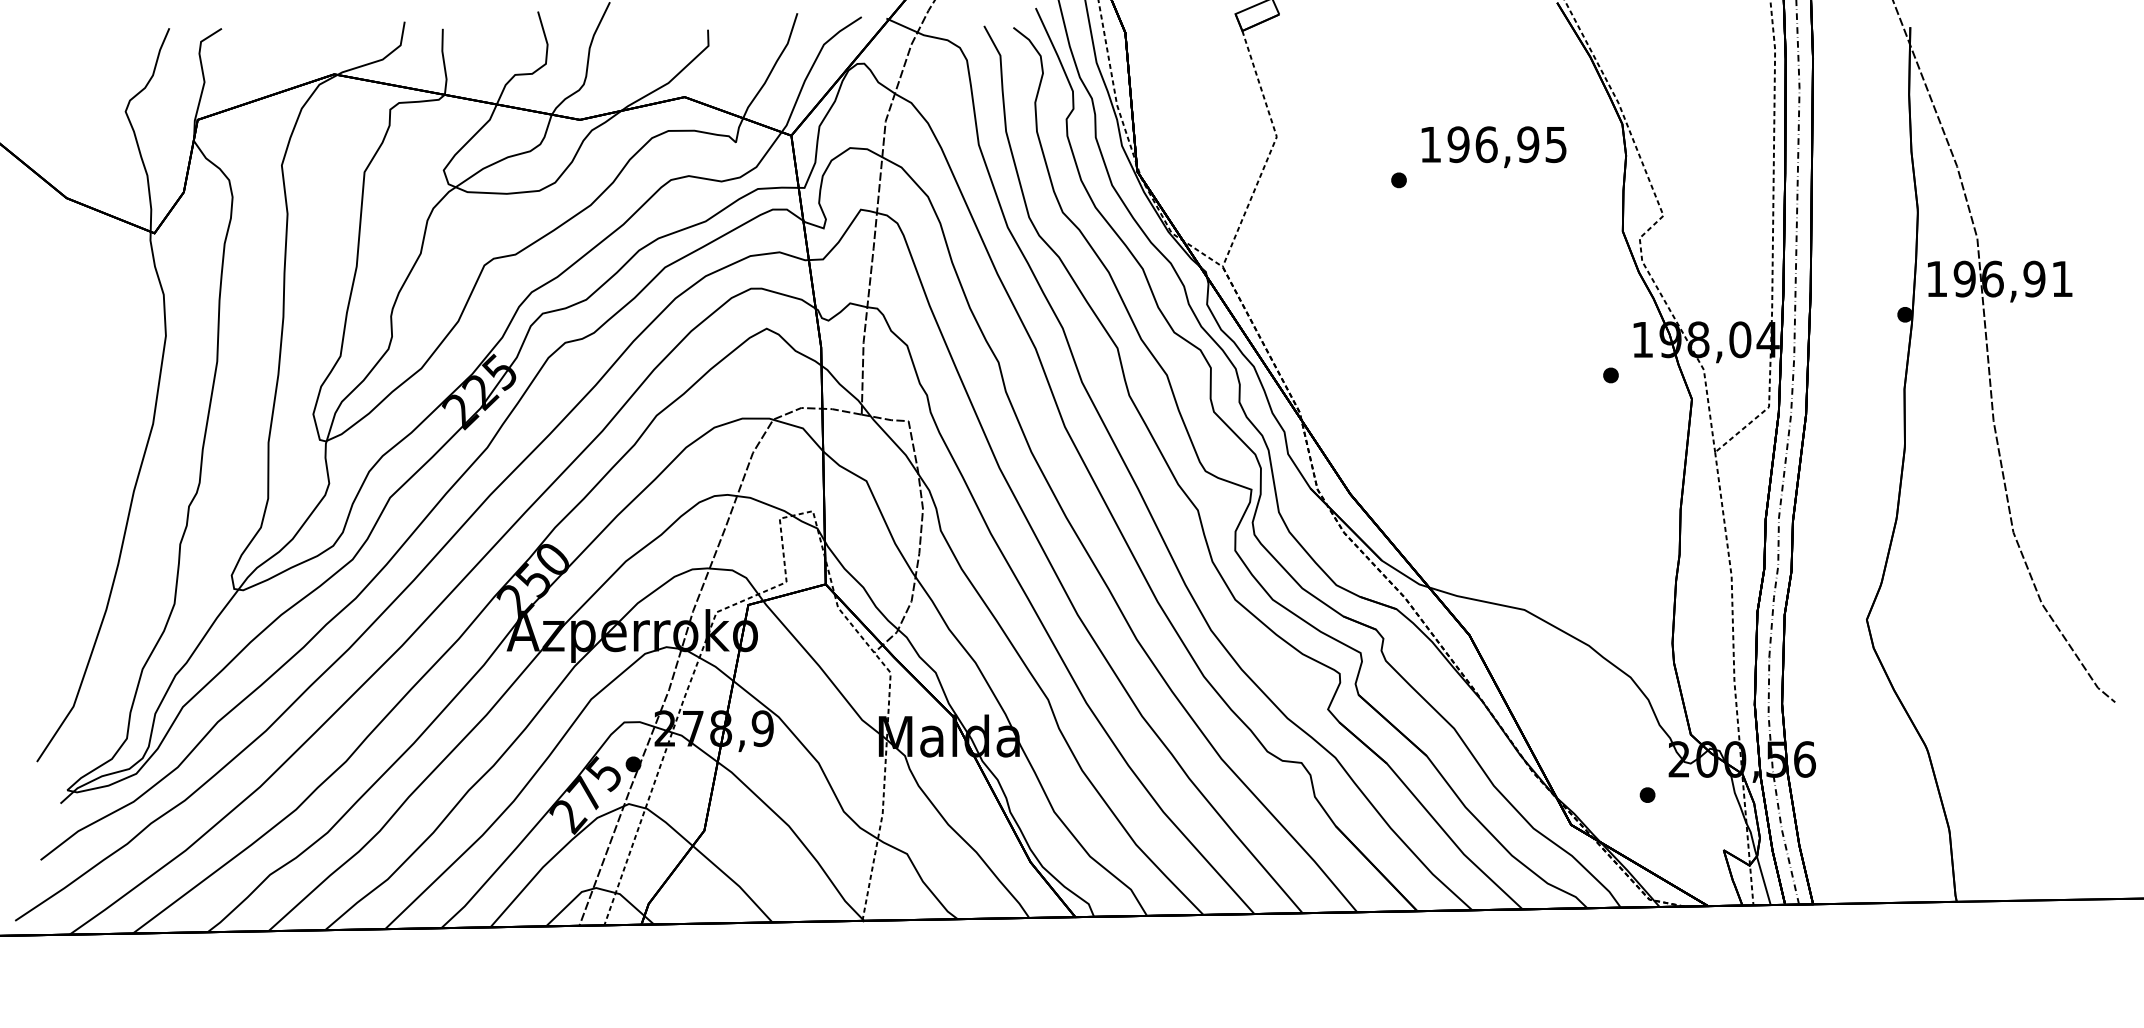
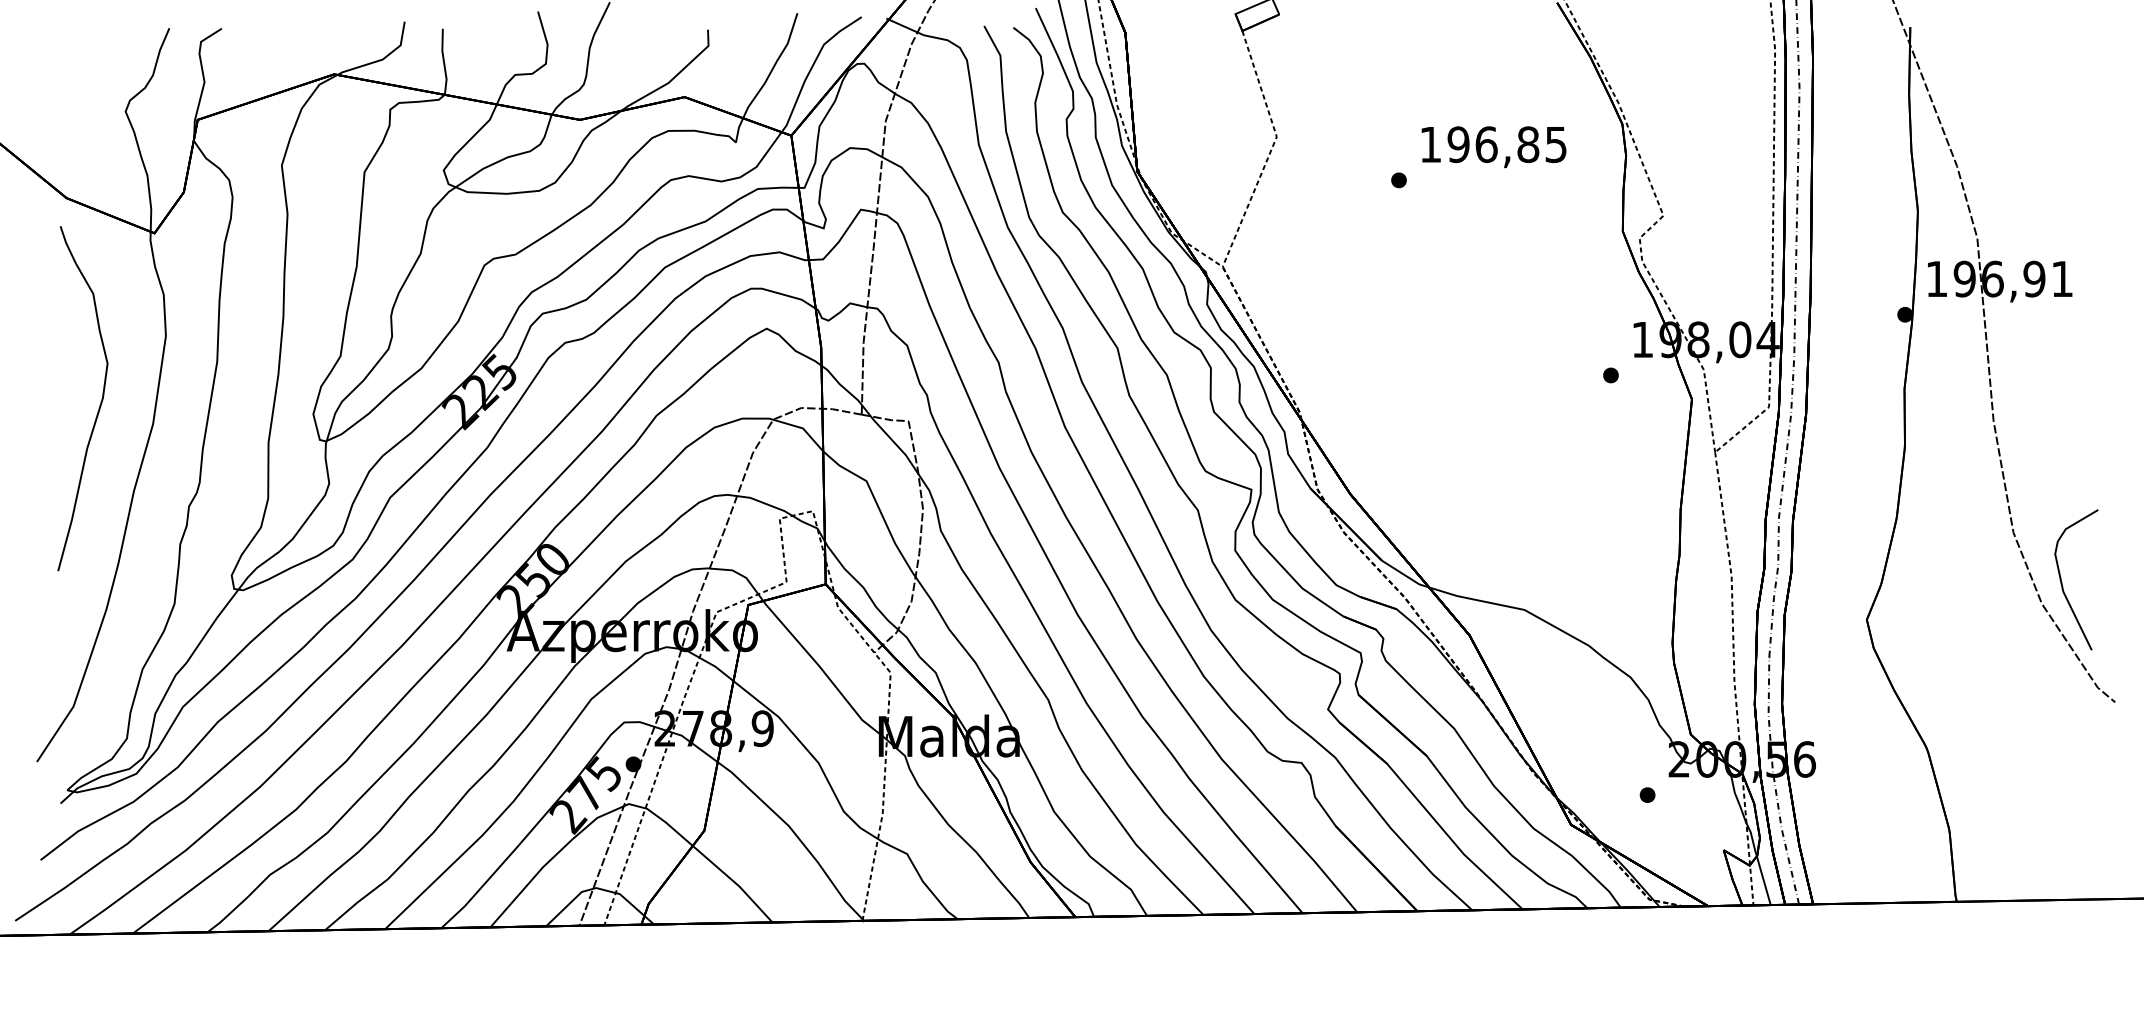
text: 196,95 -> 196,85 (1528, 144)
curve: none -> present (100, 401)
curve: none -> present (2062, 582)
